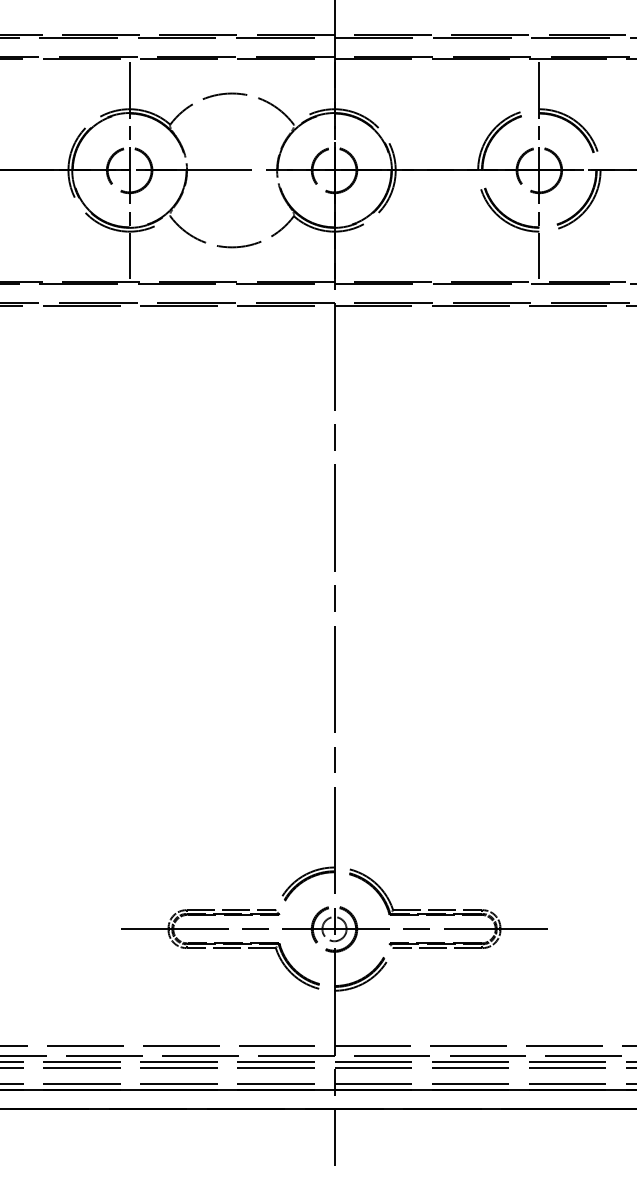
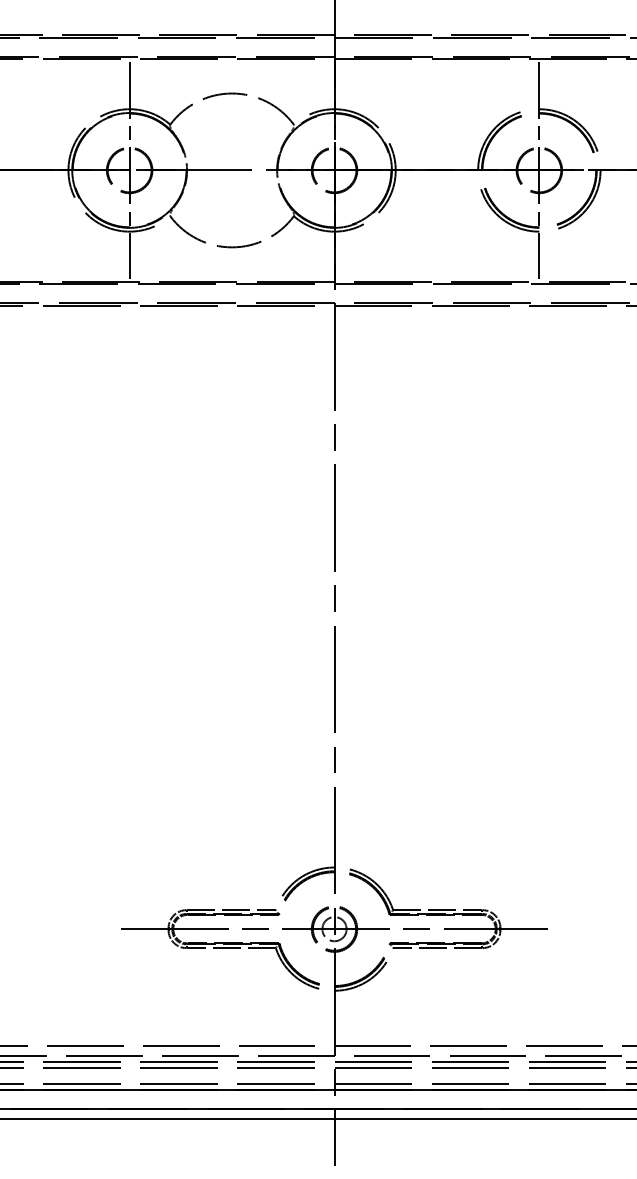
line: none -> present (317, 1118)
